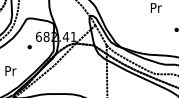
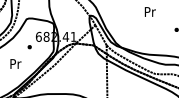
text position: (155, 7) -> (149, 11) (149, 11)
text position: (10, 70) -> (15, 63) (15, 63)
